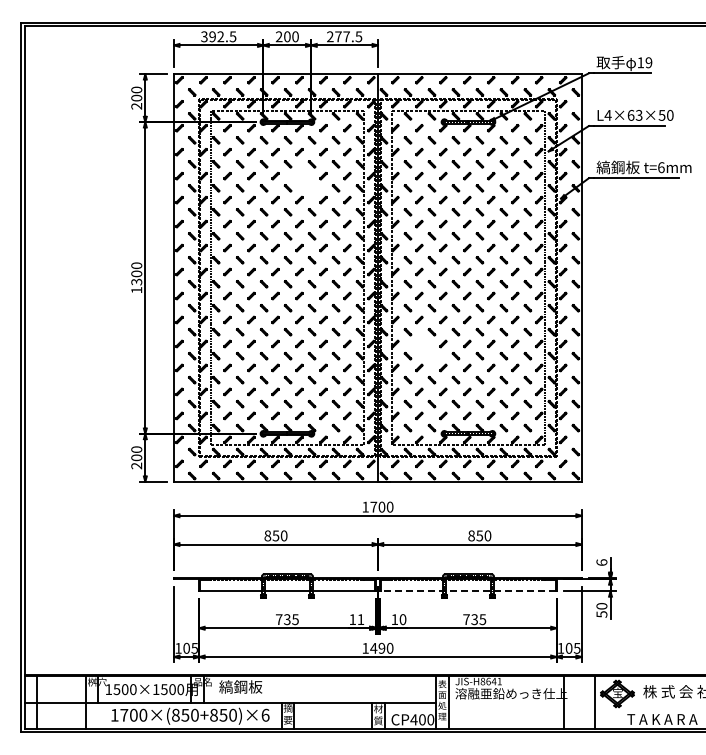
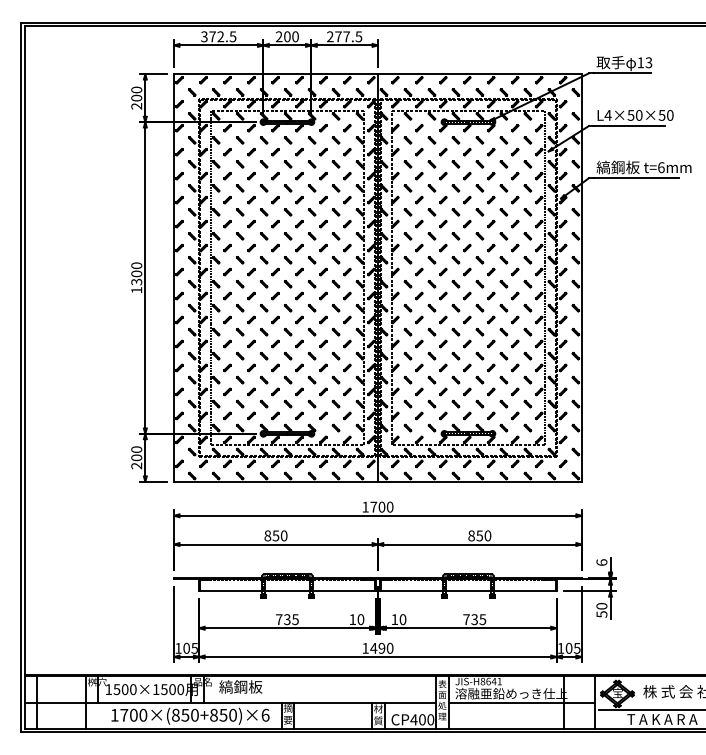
text: 392.5 -> 372.5 (212, 36)
text: 19 -> 13 (648, 62)
text: L4×63×50 -> L4×50×50 (634, 114)
part: none -> present (305, 182)
part: none -> present (425, 349)
line: dashed -> solid (467, 591)
text: 11 -> 10 (360, 619)
line: none -> present (521, 702)
line: none -> present (650, 710)
